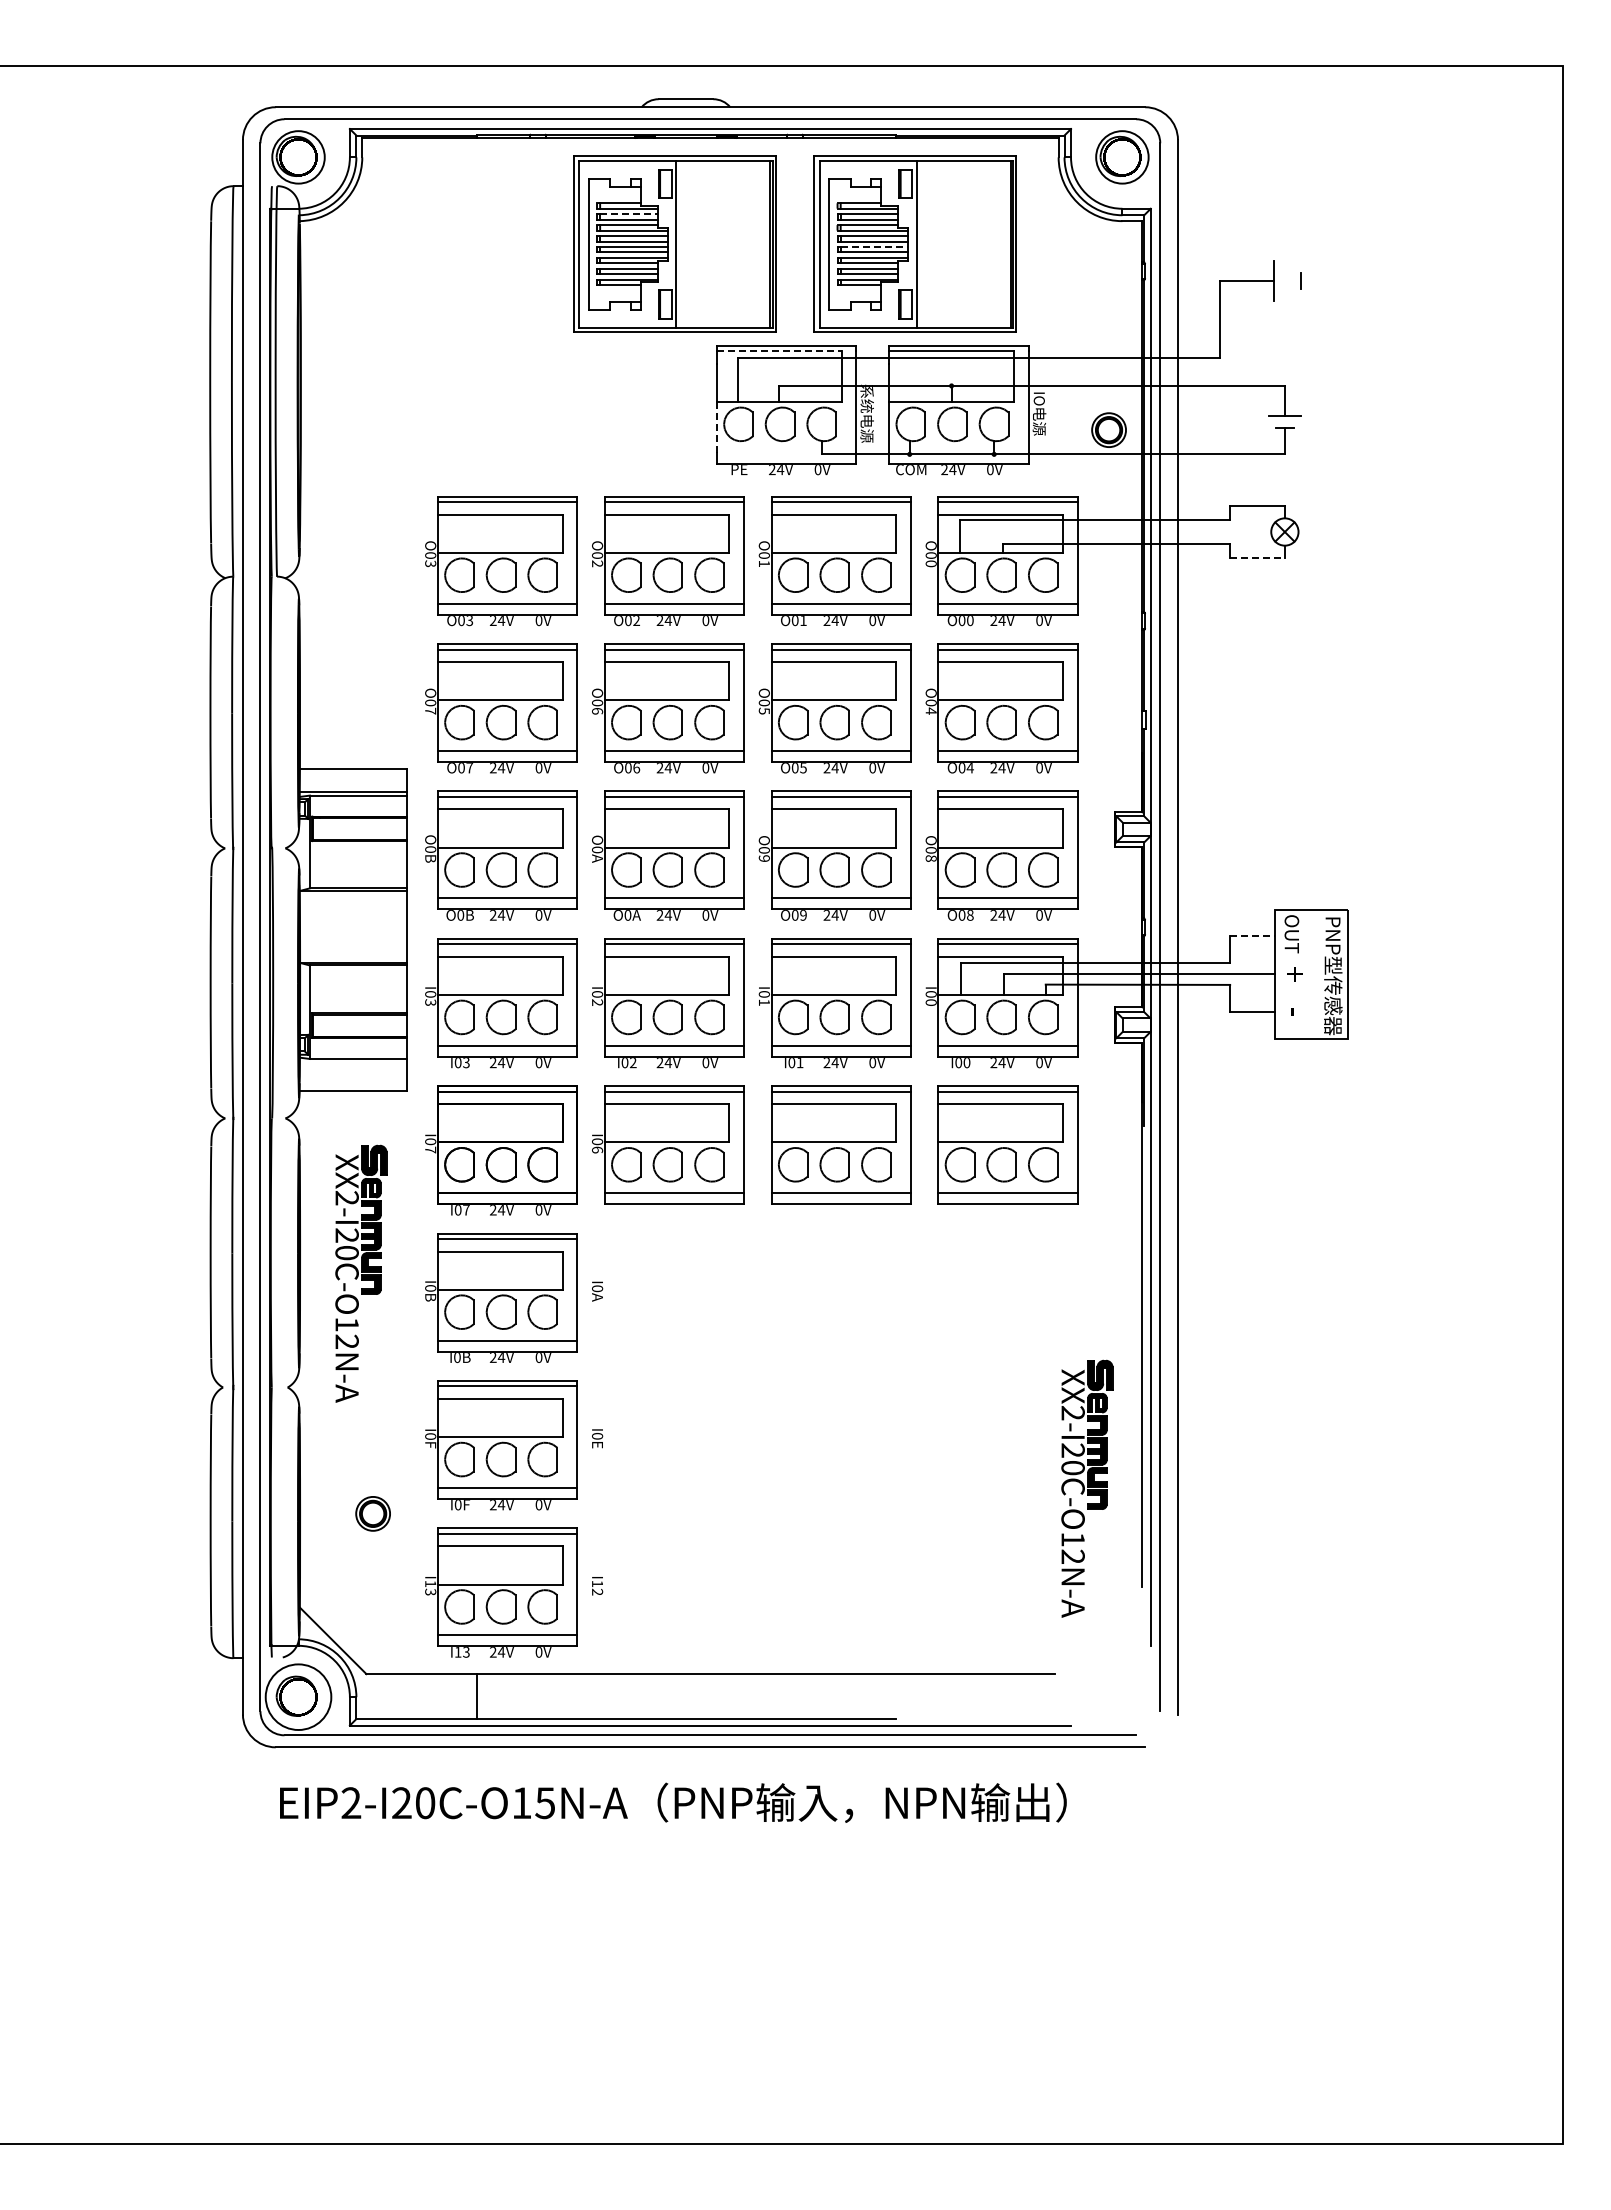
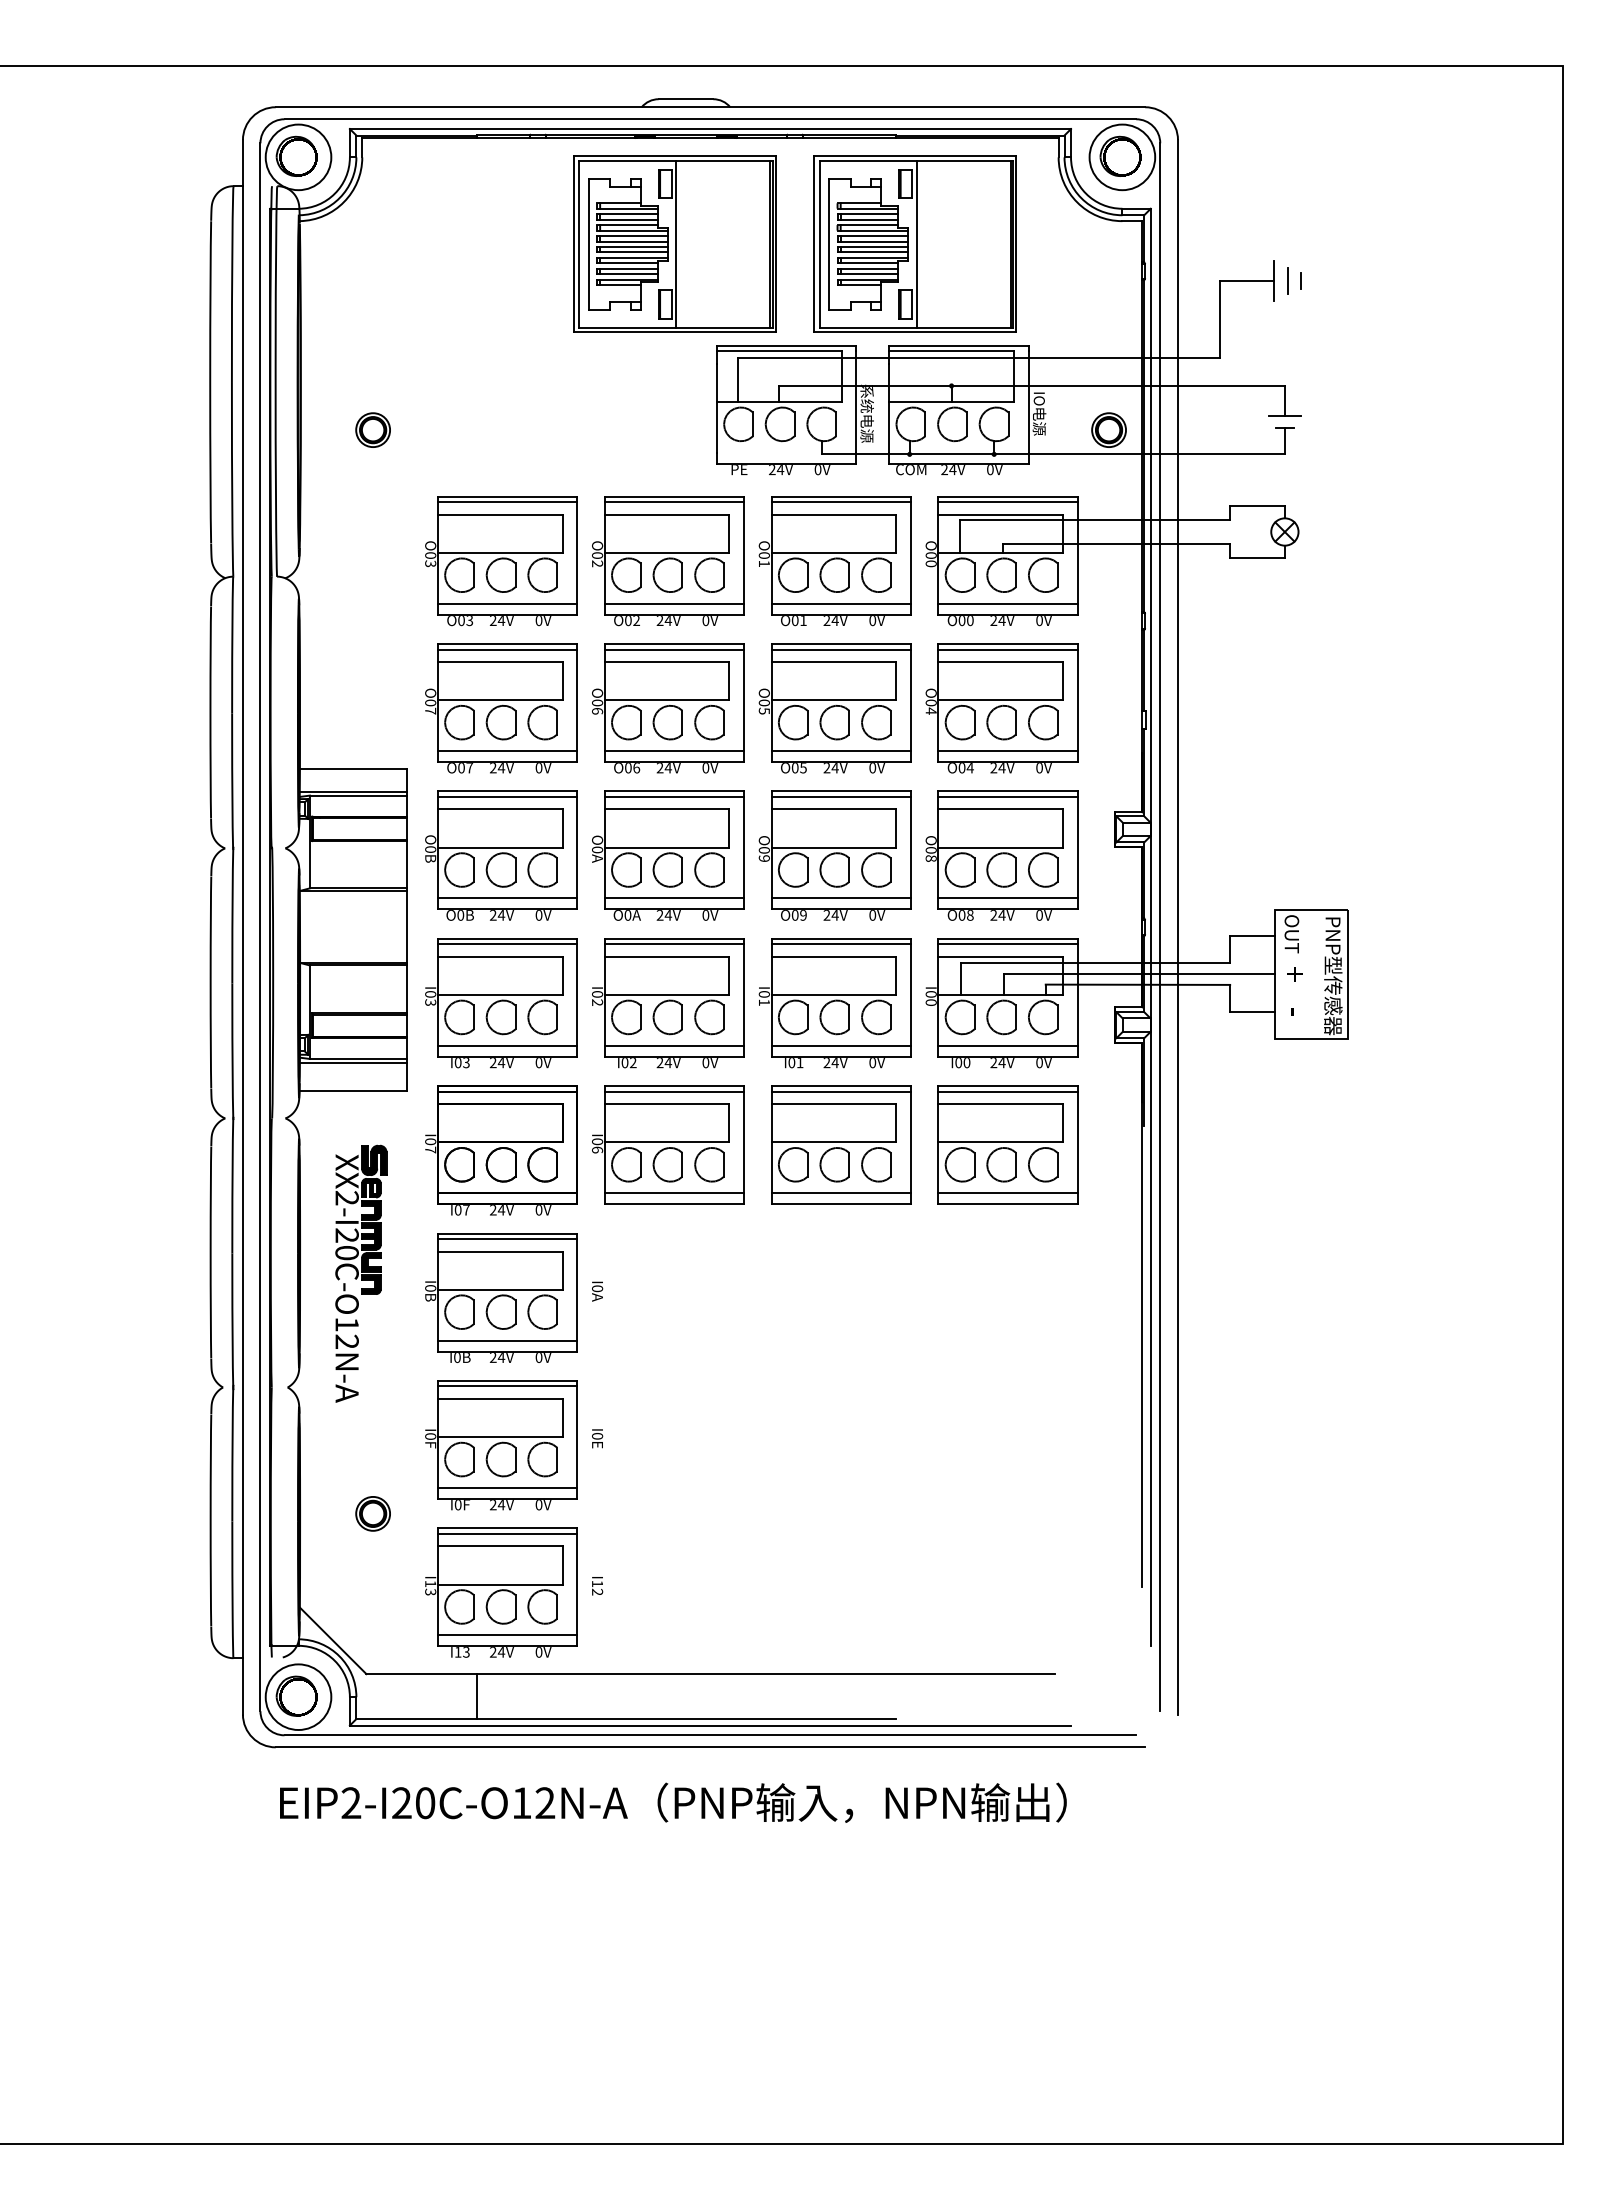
circle diameter: 52 px -> 66 px (298, 157)
circle diameter: 52 px -> 66 px (1122, 157)
line: dashed -> solid (629, 214)
line: dashed -> solid (874, 247)
line: none -> present (1287, 280)
line: dashed -> solid (779, 351)
line: dashed -> solid (716, 427)
part: none -> present (372, 429)
line: dashed -> solid (1258, 557)
line: dashed -> solid (1253, 936)
line: none -> present (353, 1062)
part: present -> none (1087, 1488)
text: EIP2-I20C-O15N-A -> EIP2-I20C-O12N-A (545, 1803)
